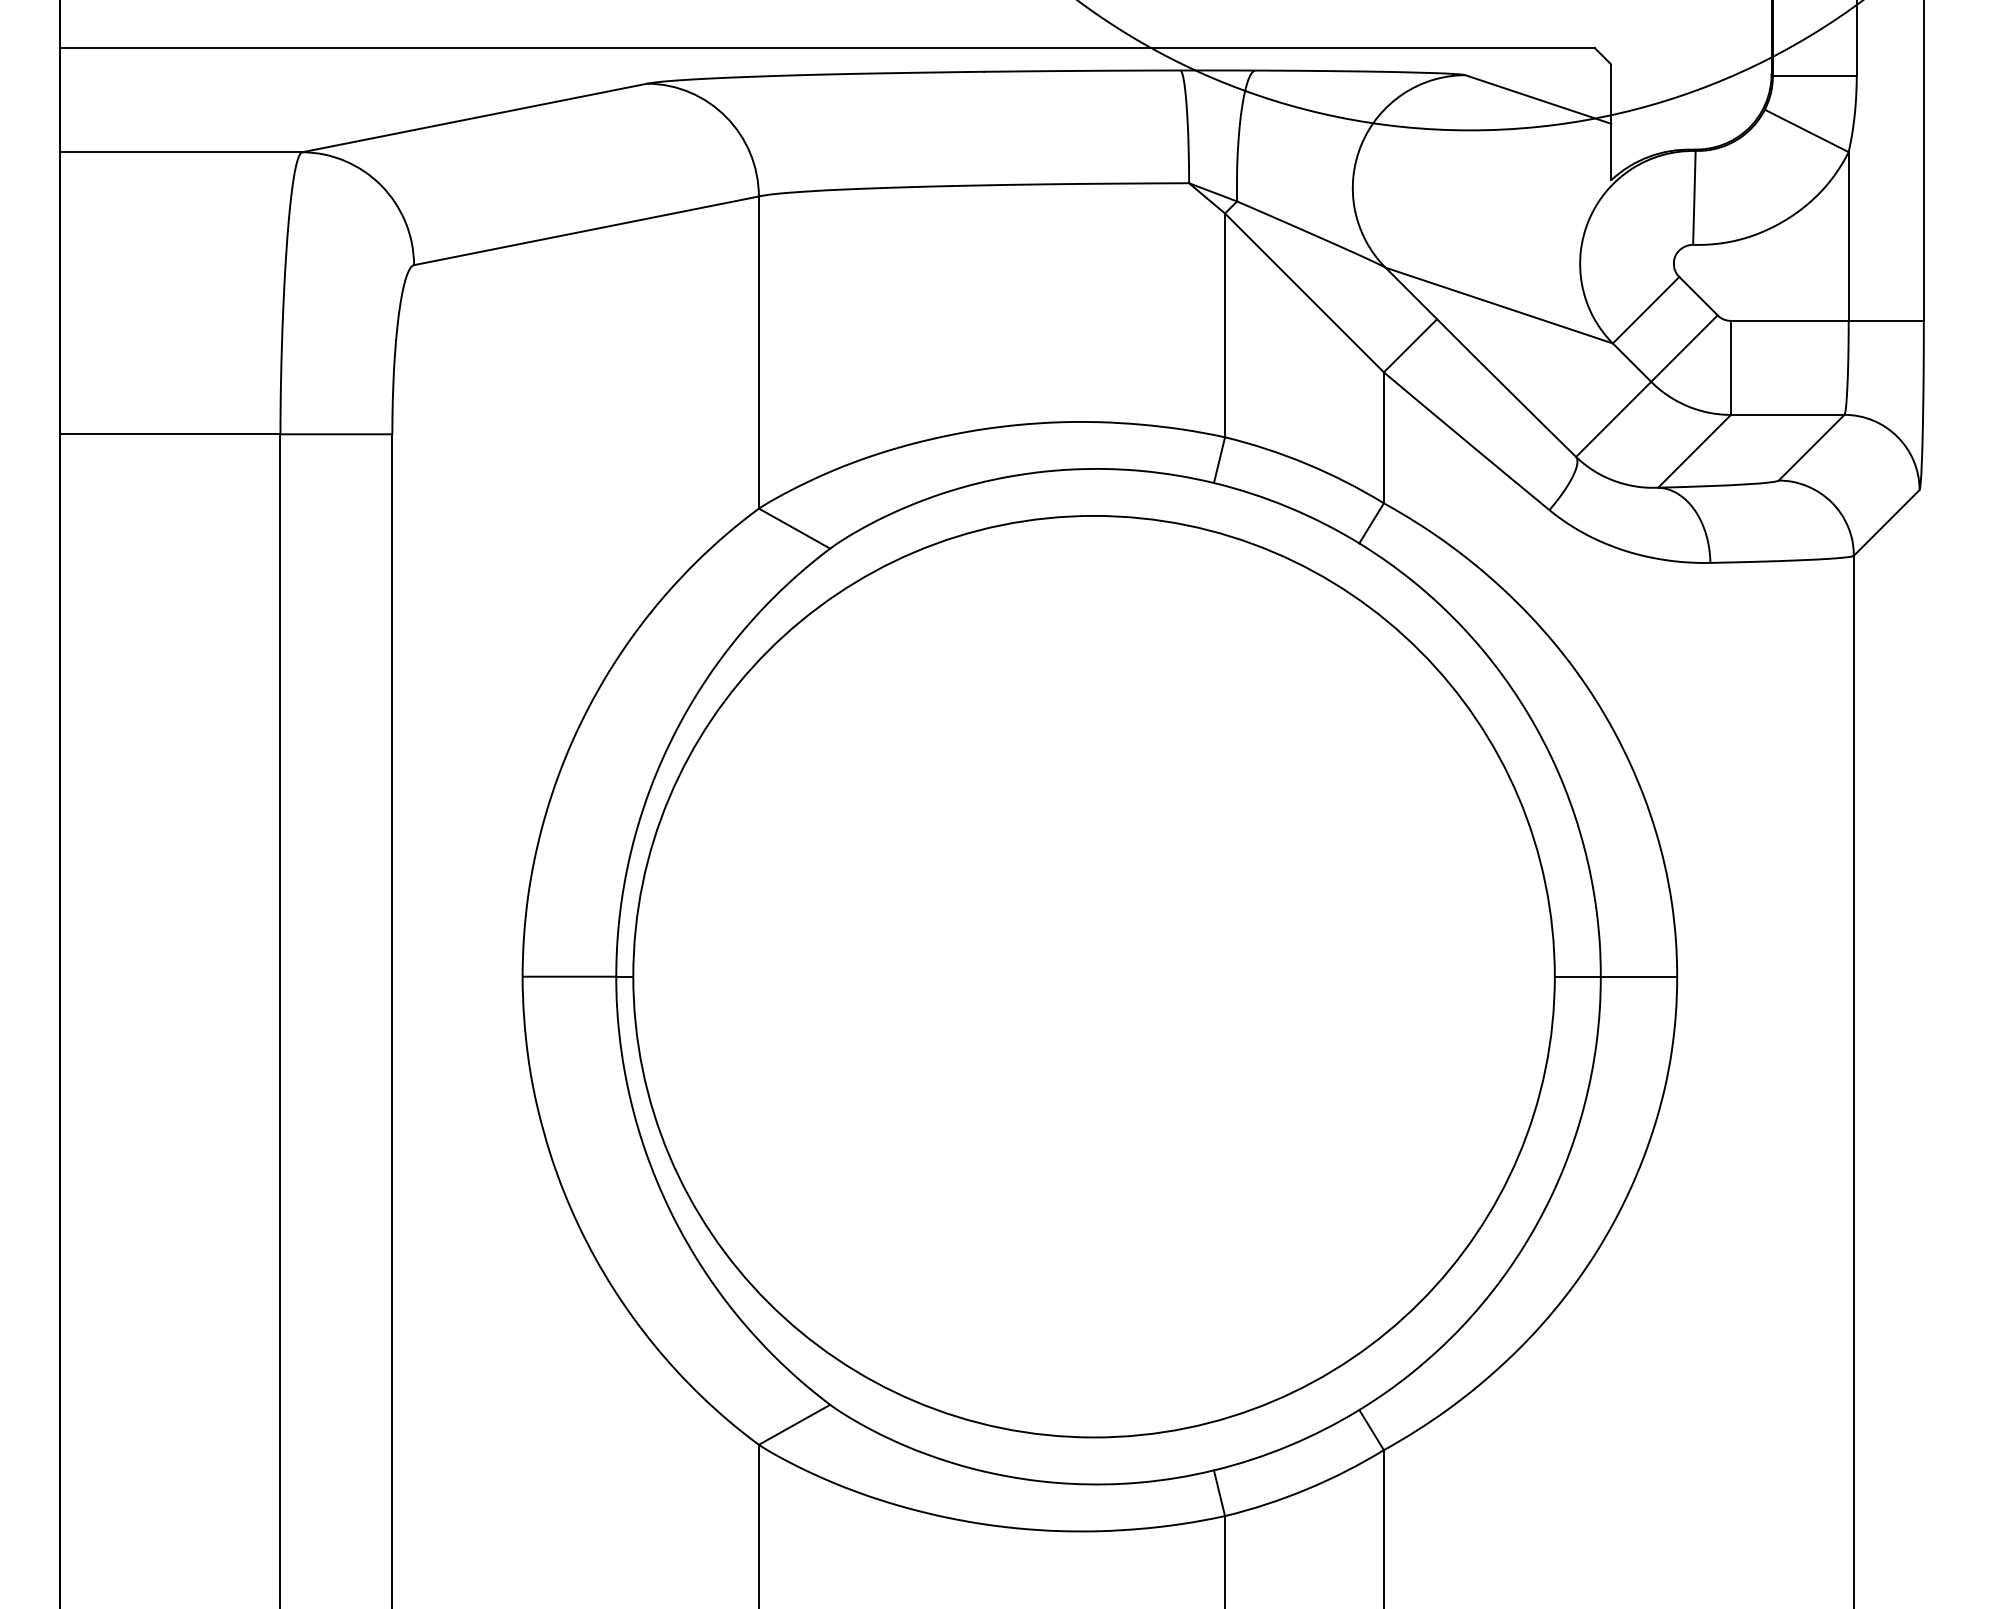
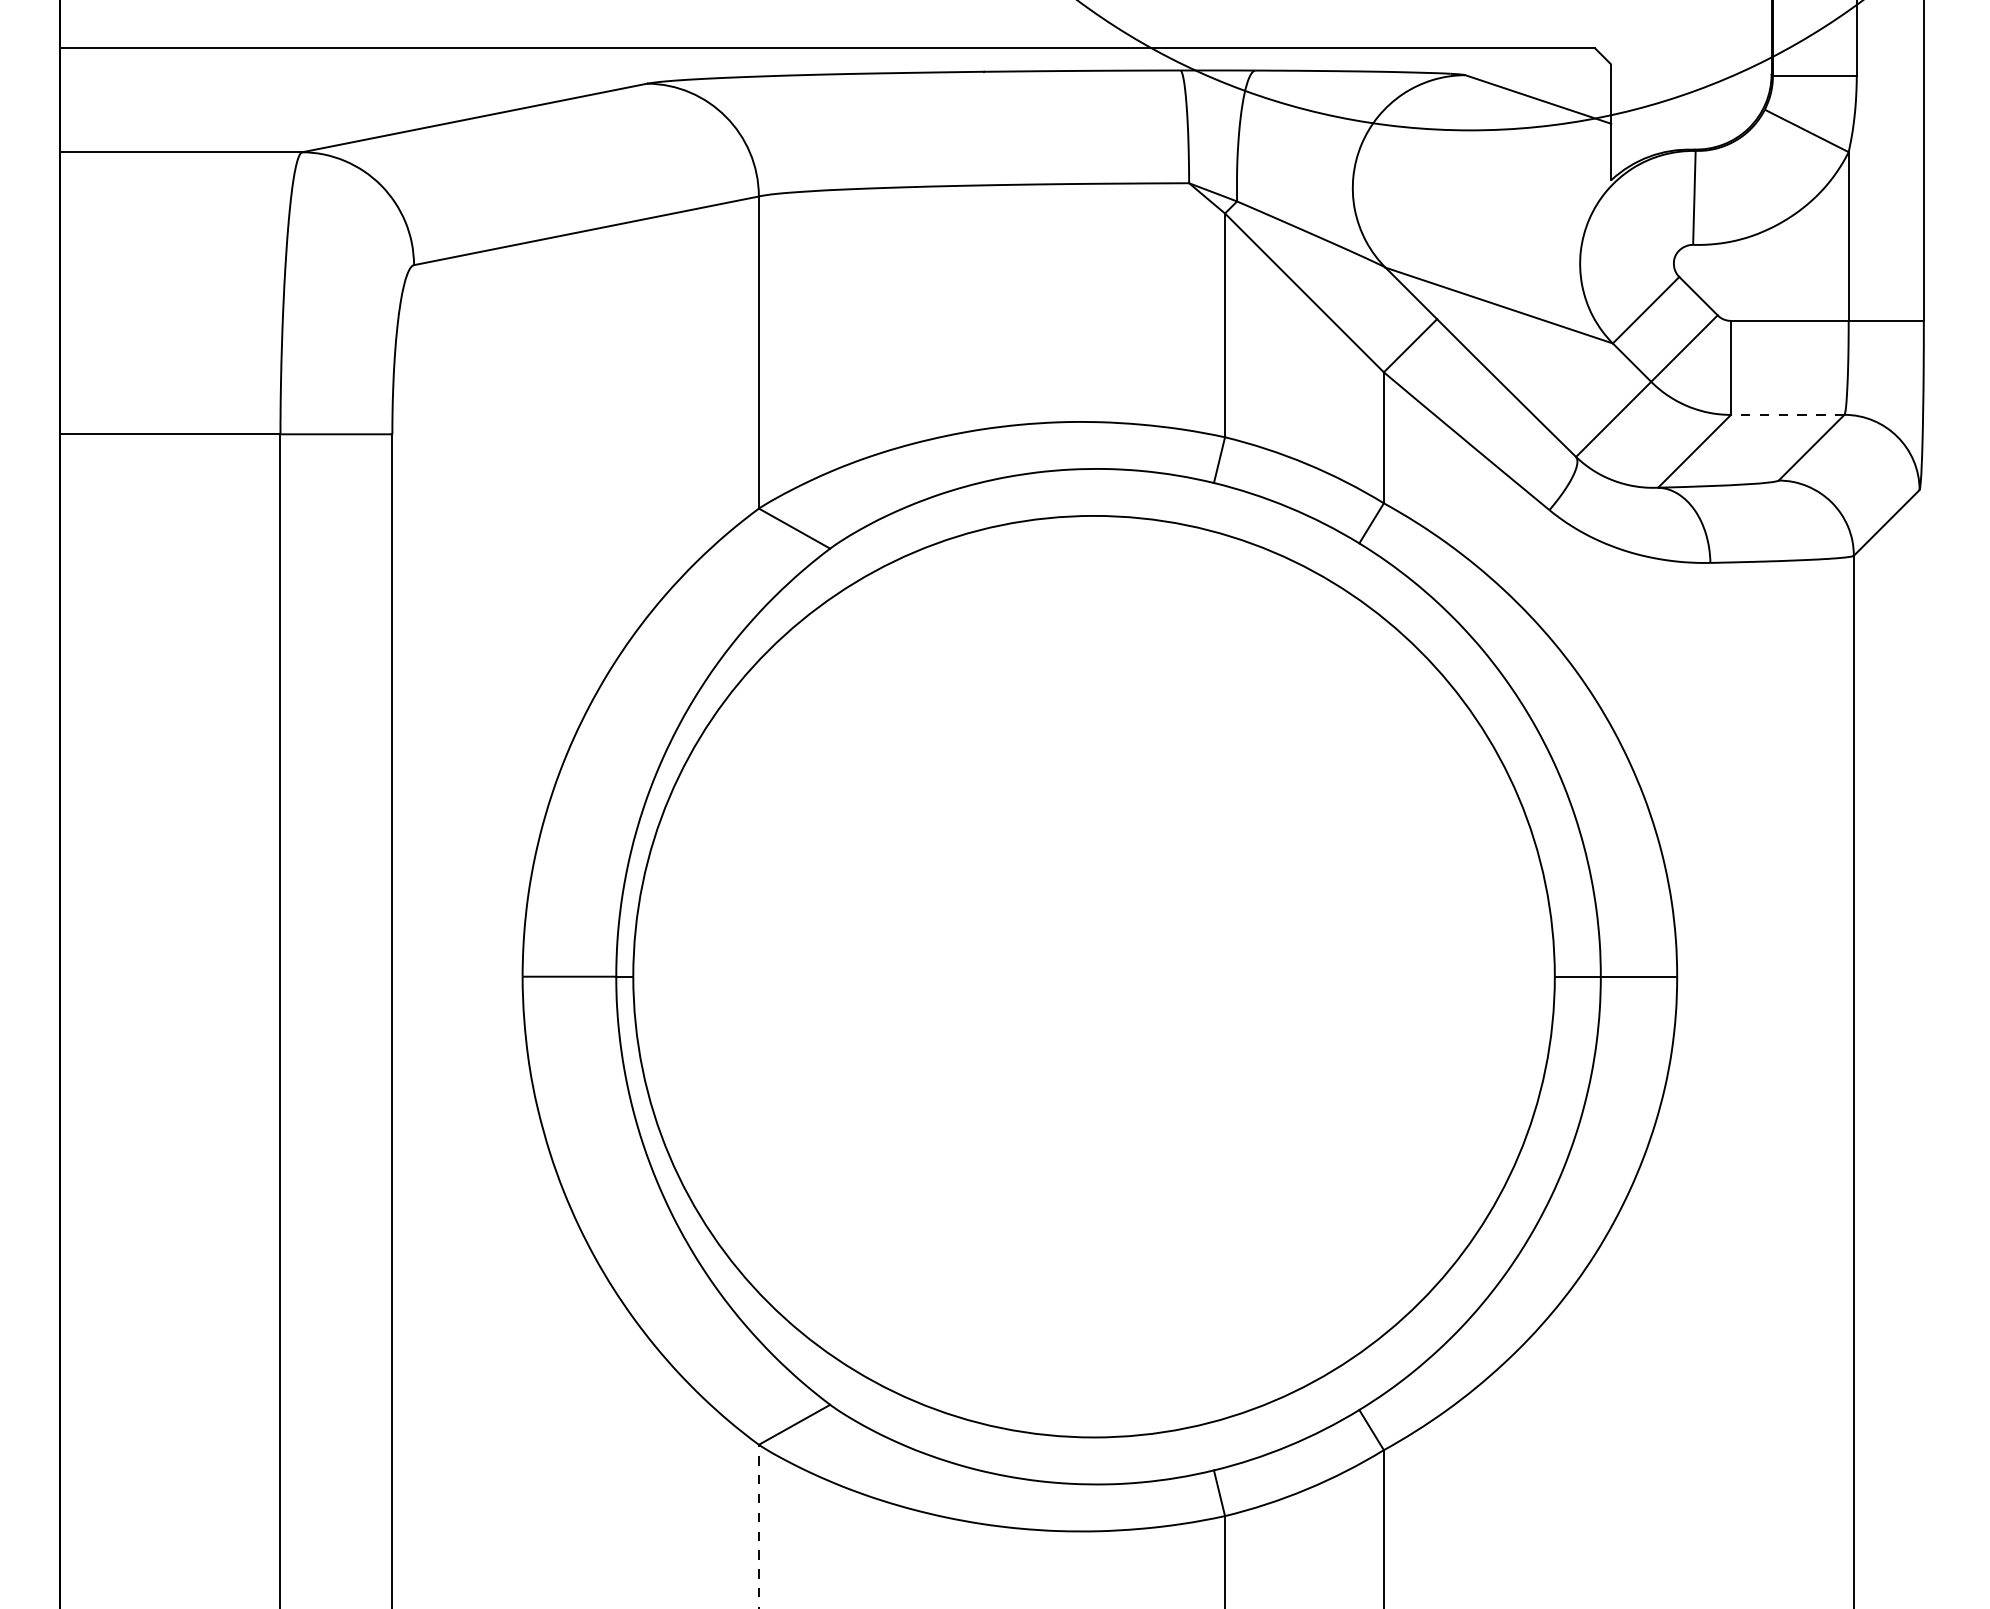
line: solid -> dashed (1787, 414)
line: solid -> dashed (758, 1526)
